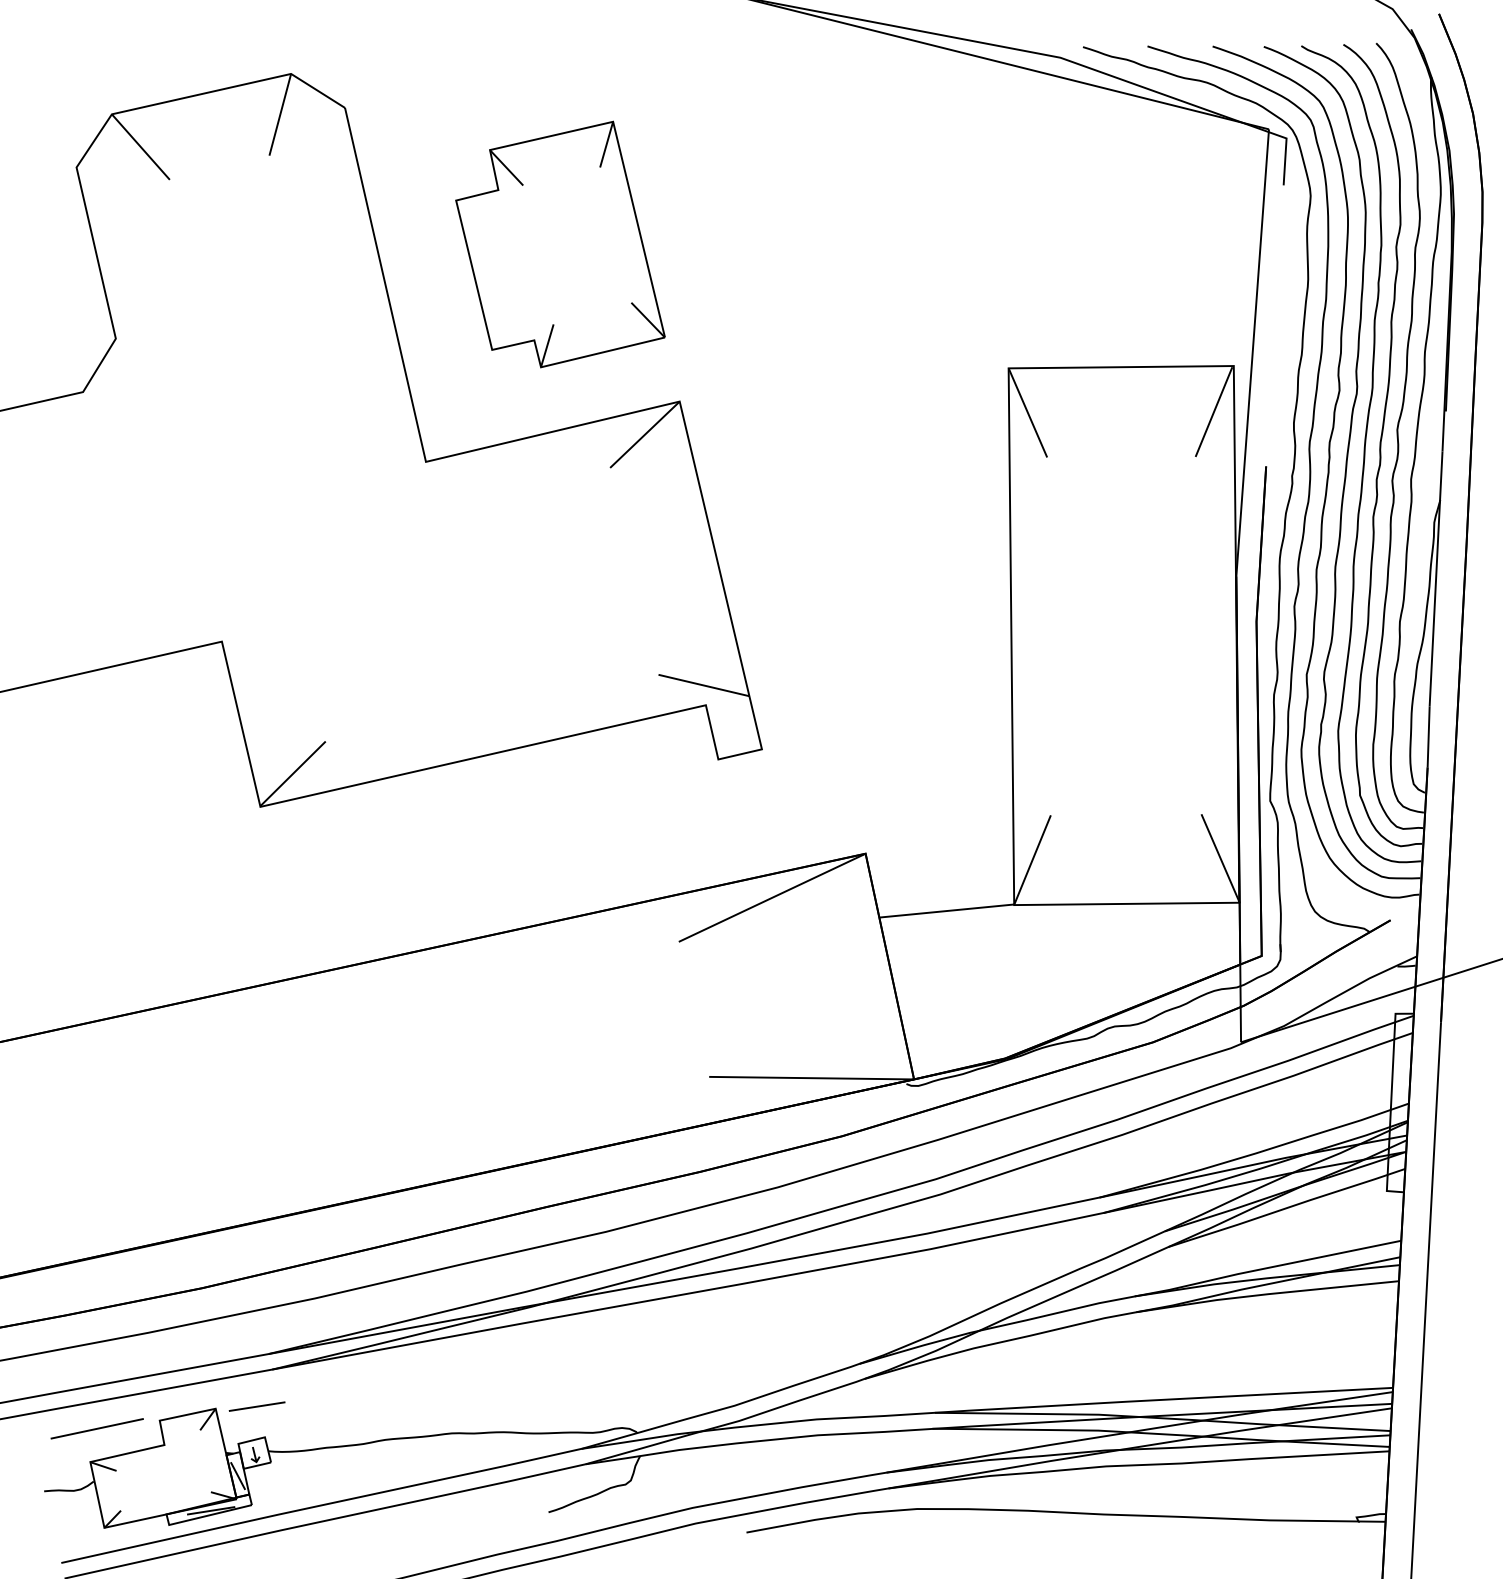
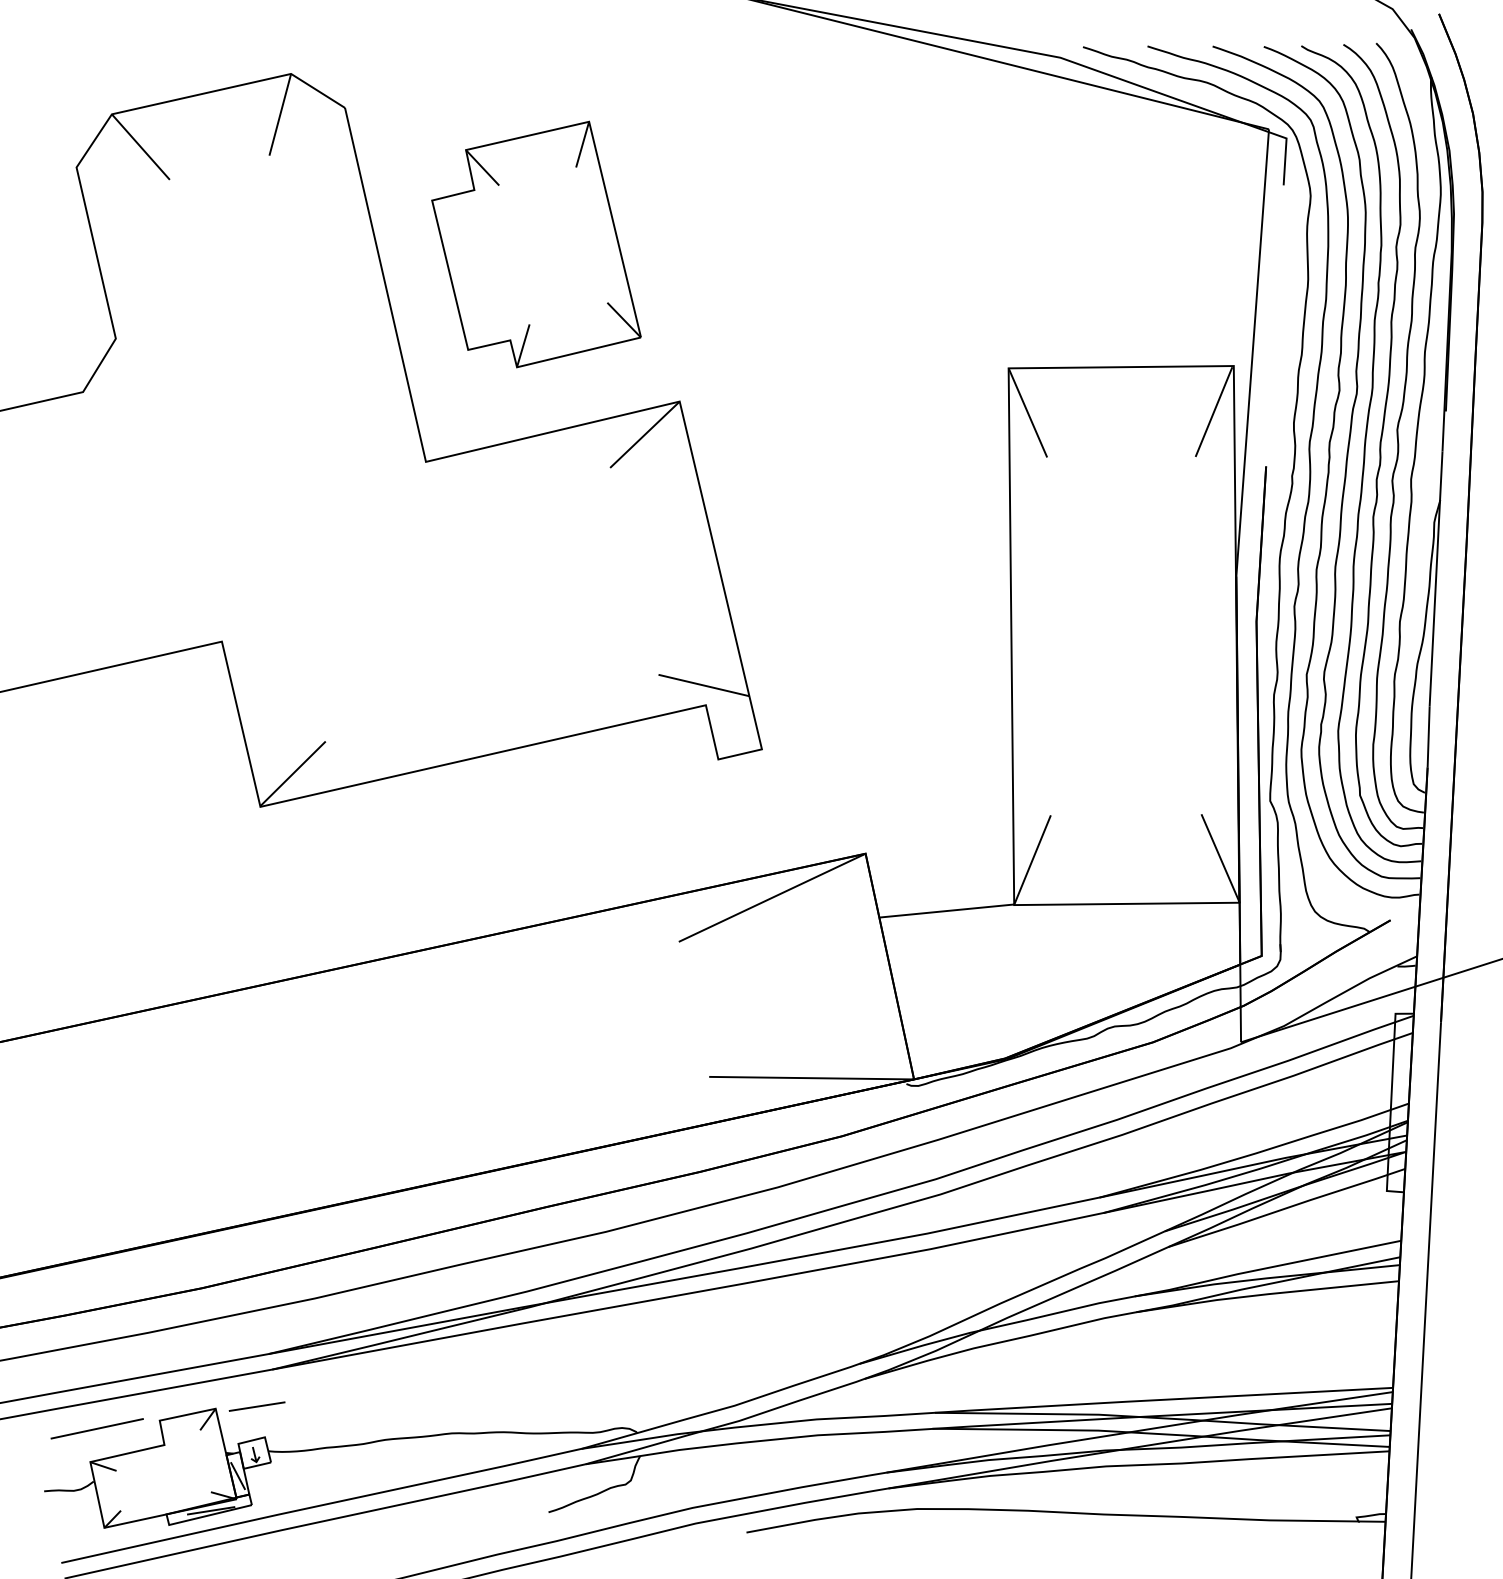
part position: (560, 244) -> (536, 244) (536, 244)
